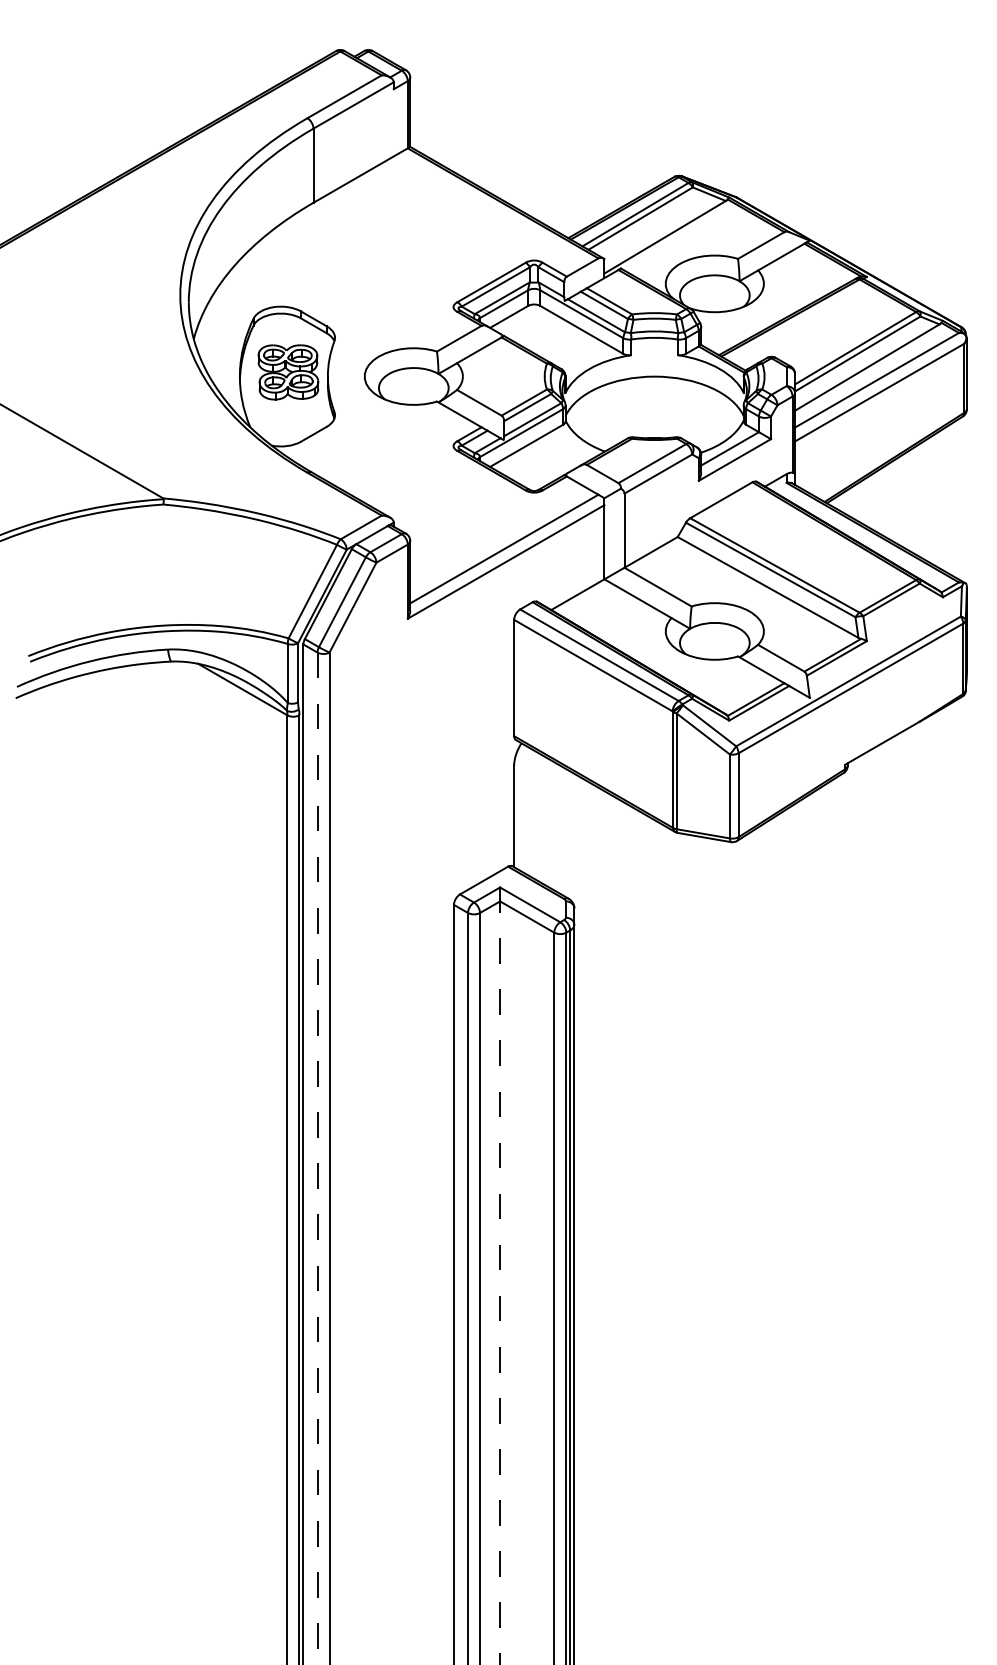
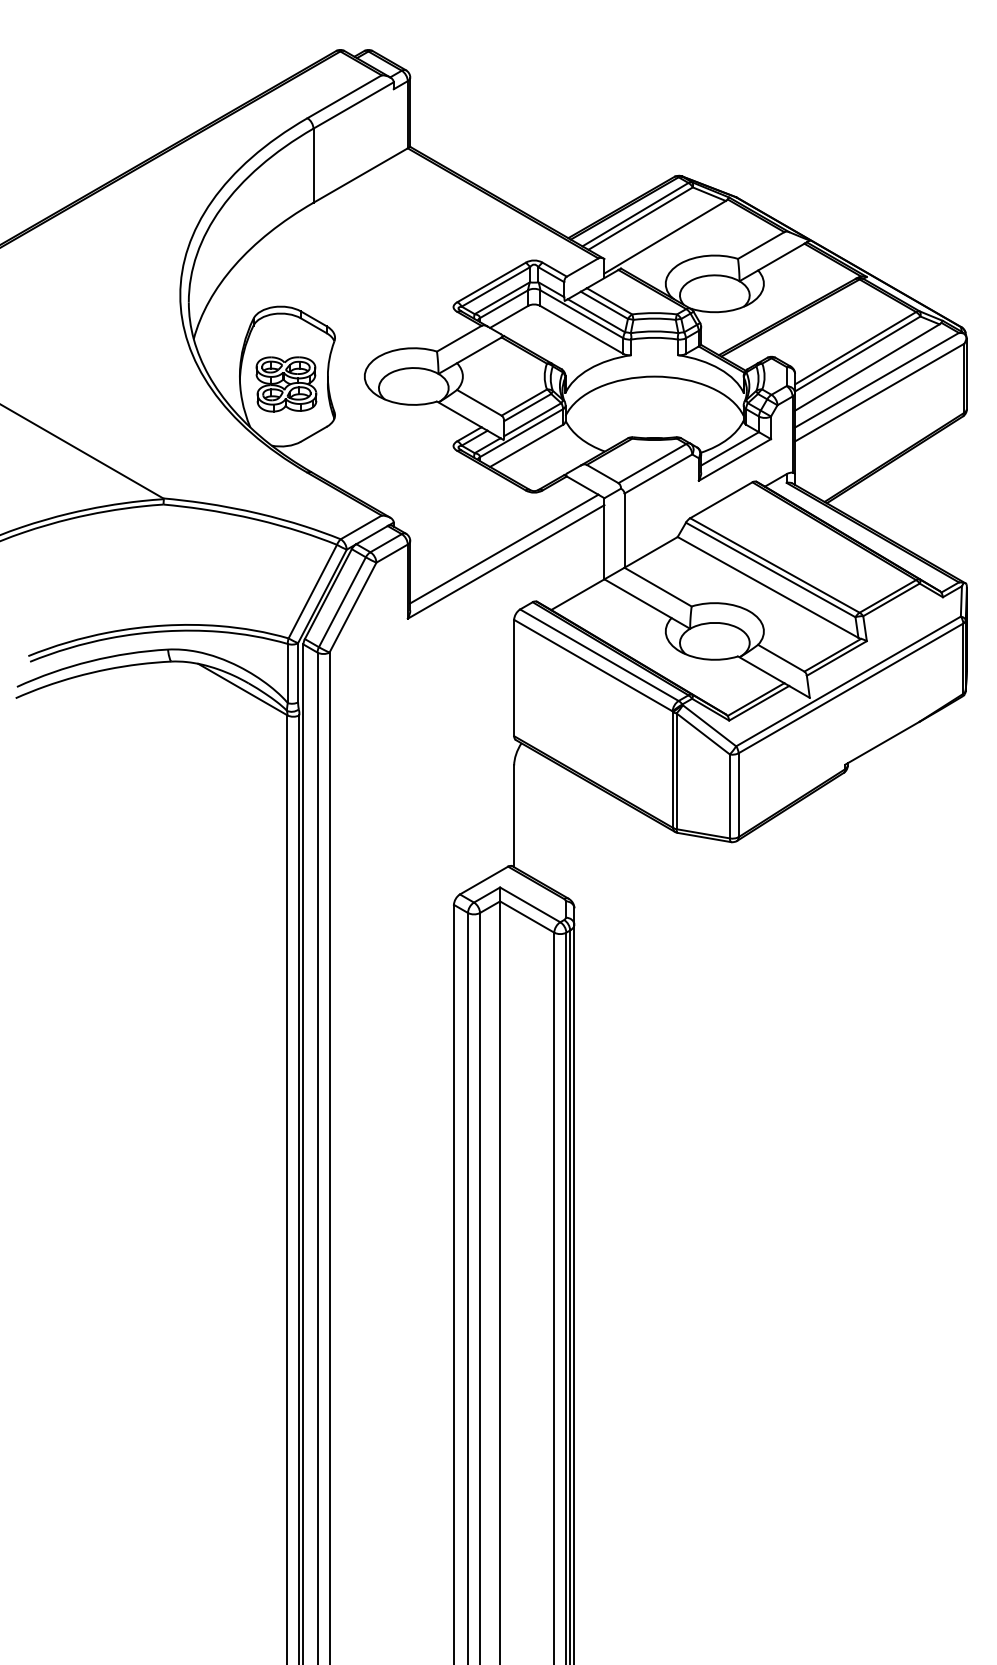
part position: (288, 372) -> (286, 384) (286, 384)
line: dashed -> solid (317, 1158)
line: dashed -> solid (500, 1282)
